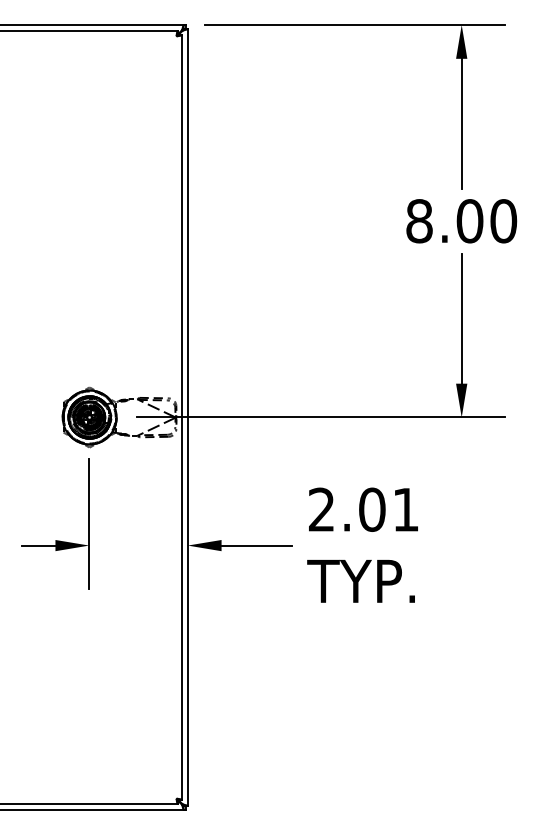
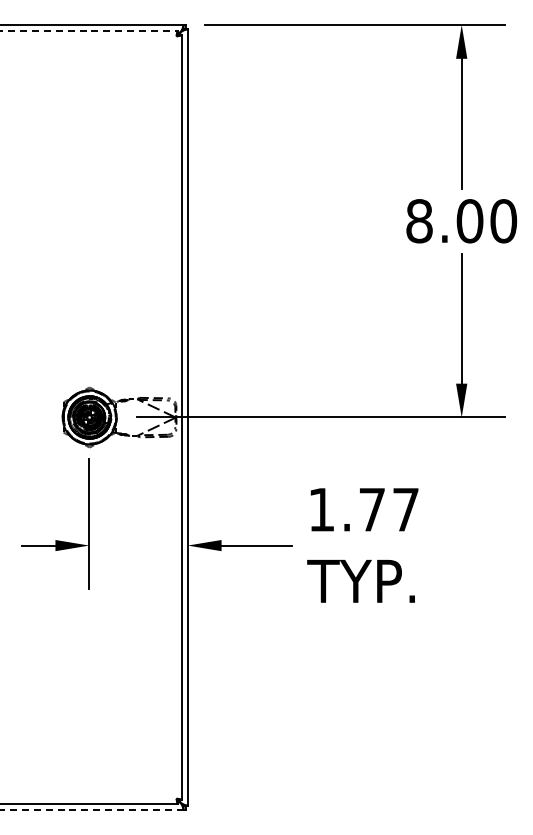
line: solid -> dashed (89, 31)
text: 2.01 -> 1.77 (363, 509)
line: solid -> dashed (91, 809)
